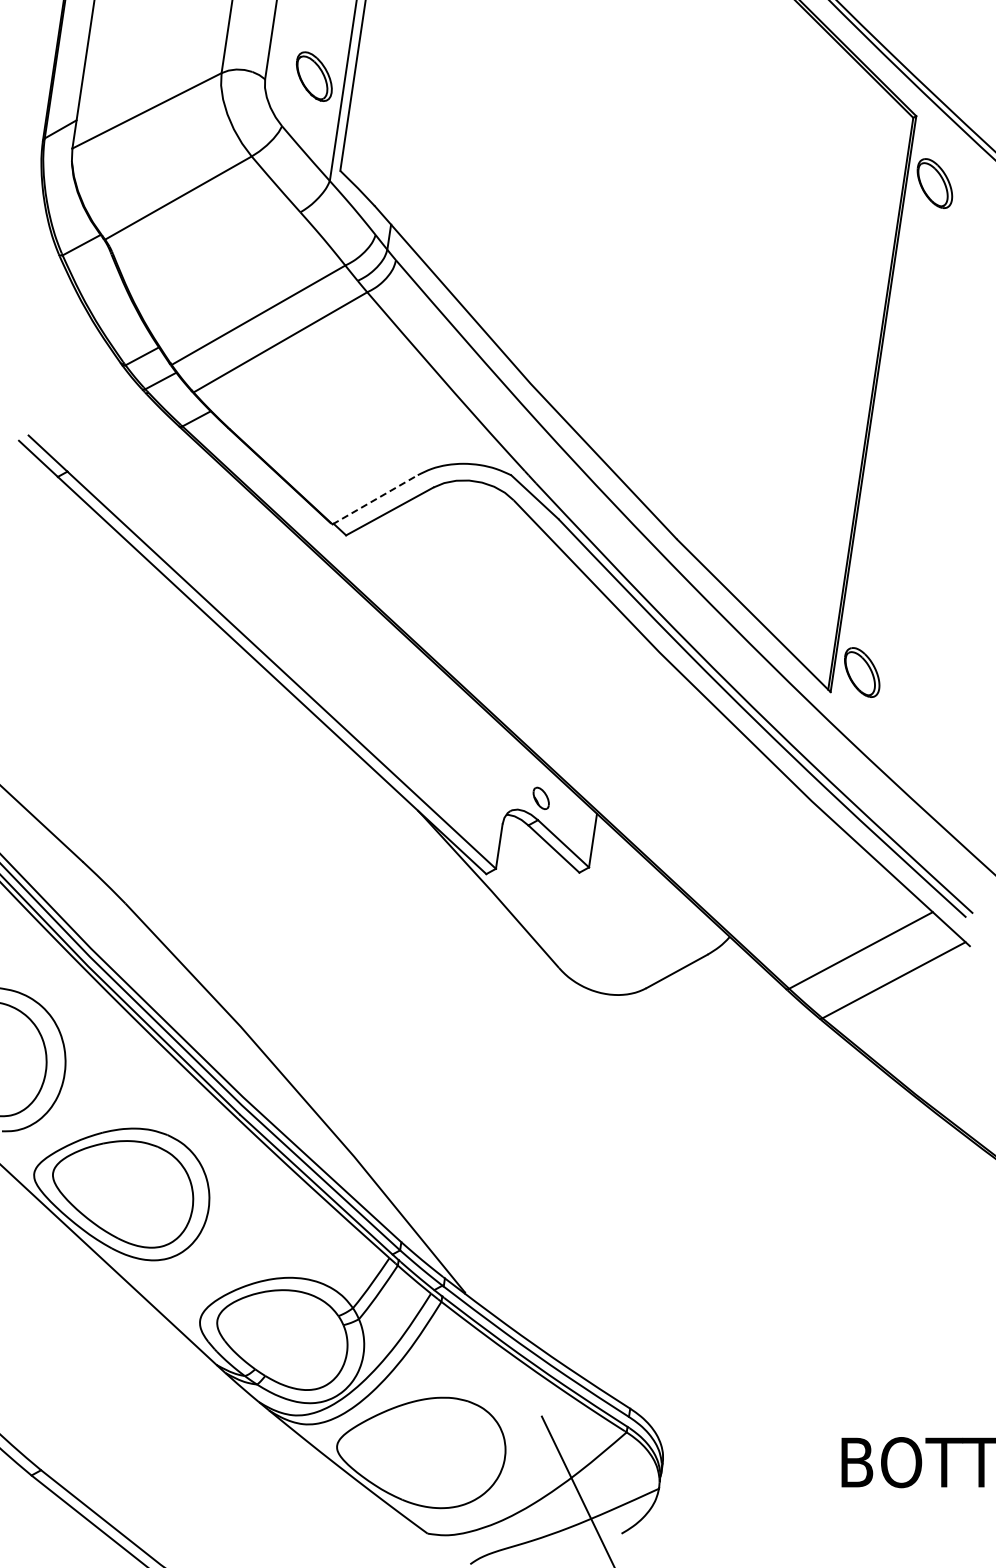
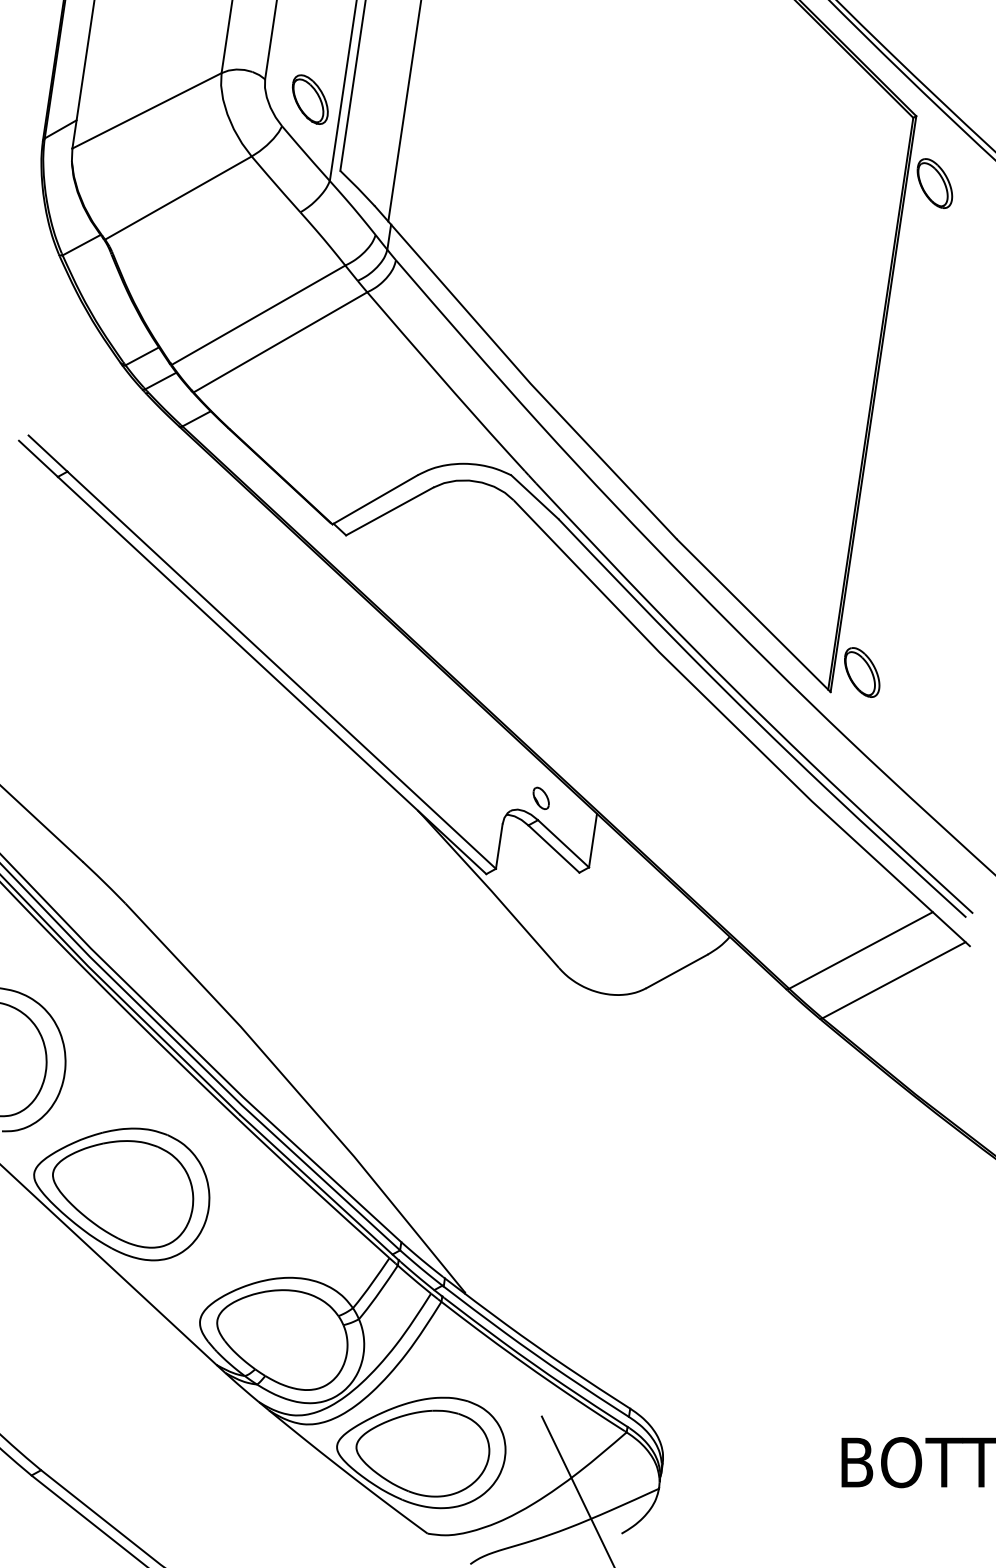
part position: (313, 76) -> (309, 99) (309, 99)
line: none -> present (404, 111)
line: dashed -> solid (375, 499)
part: none -> present (422, 1453)
